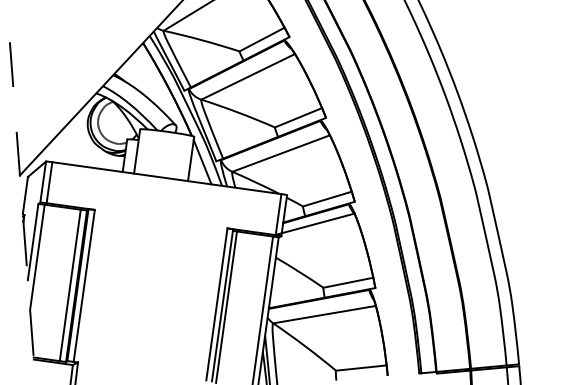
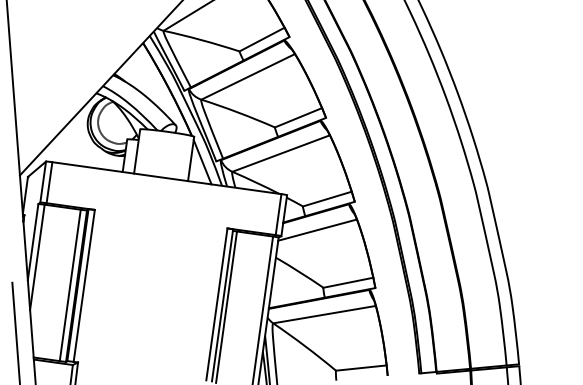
line: dashed -> solid (21, 192)
line position: (315, 223) -> (317, 229) (317, 229)
line: none -> present (15, 331)
